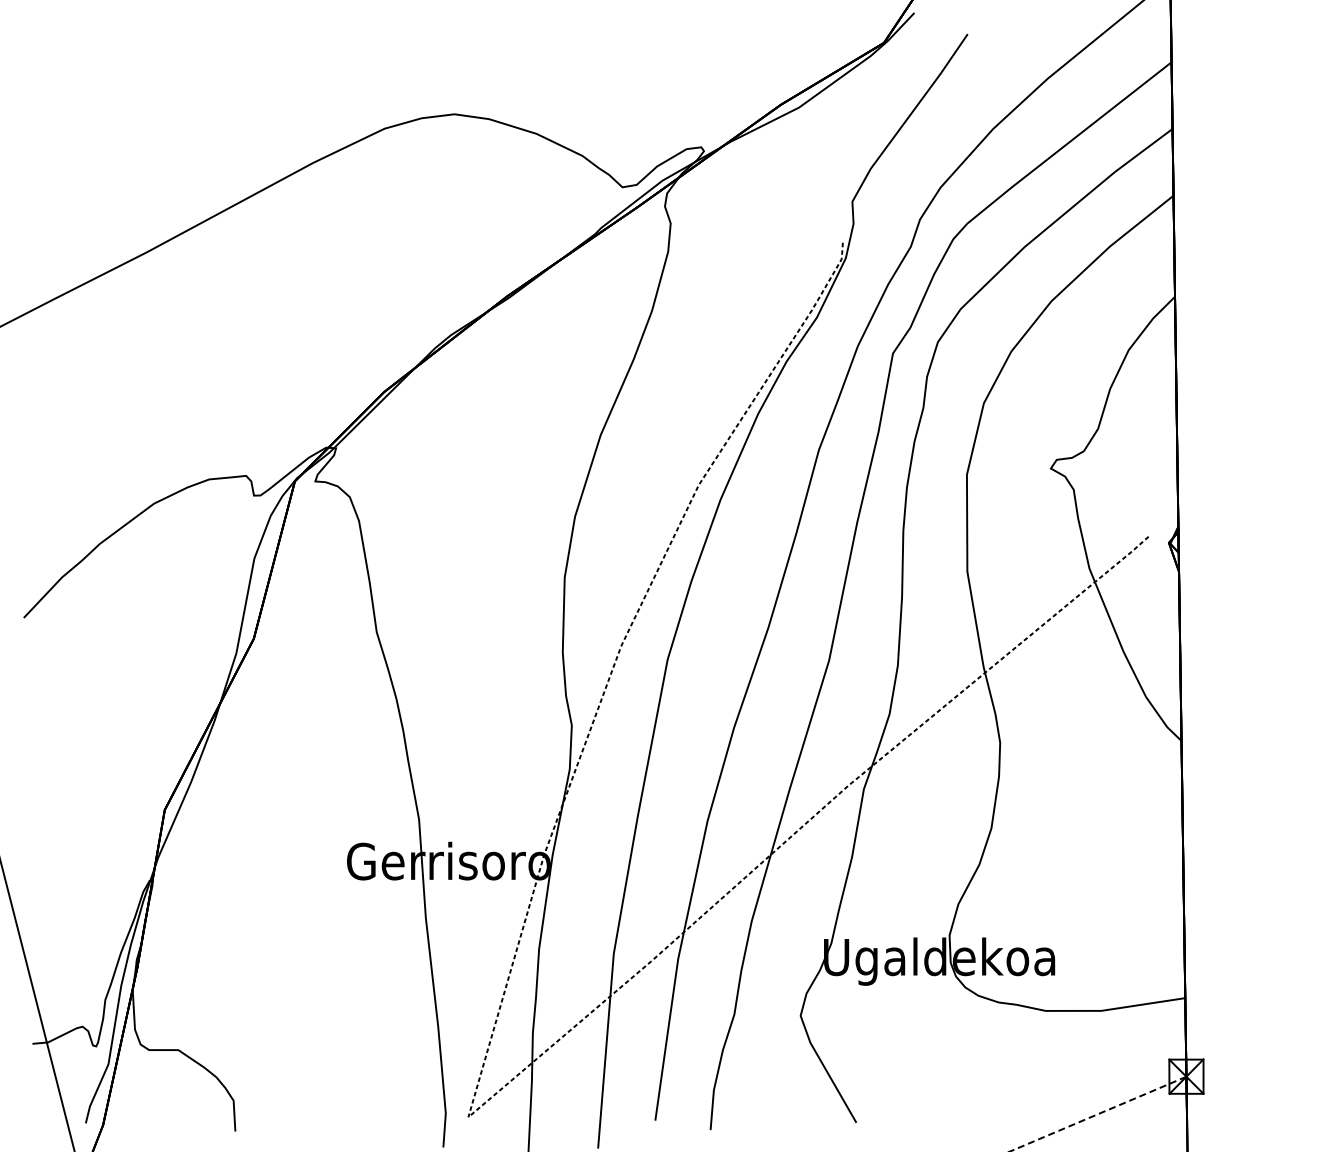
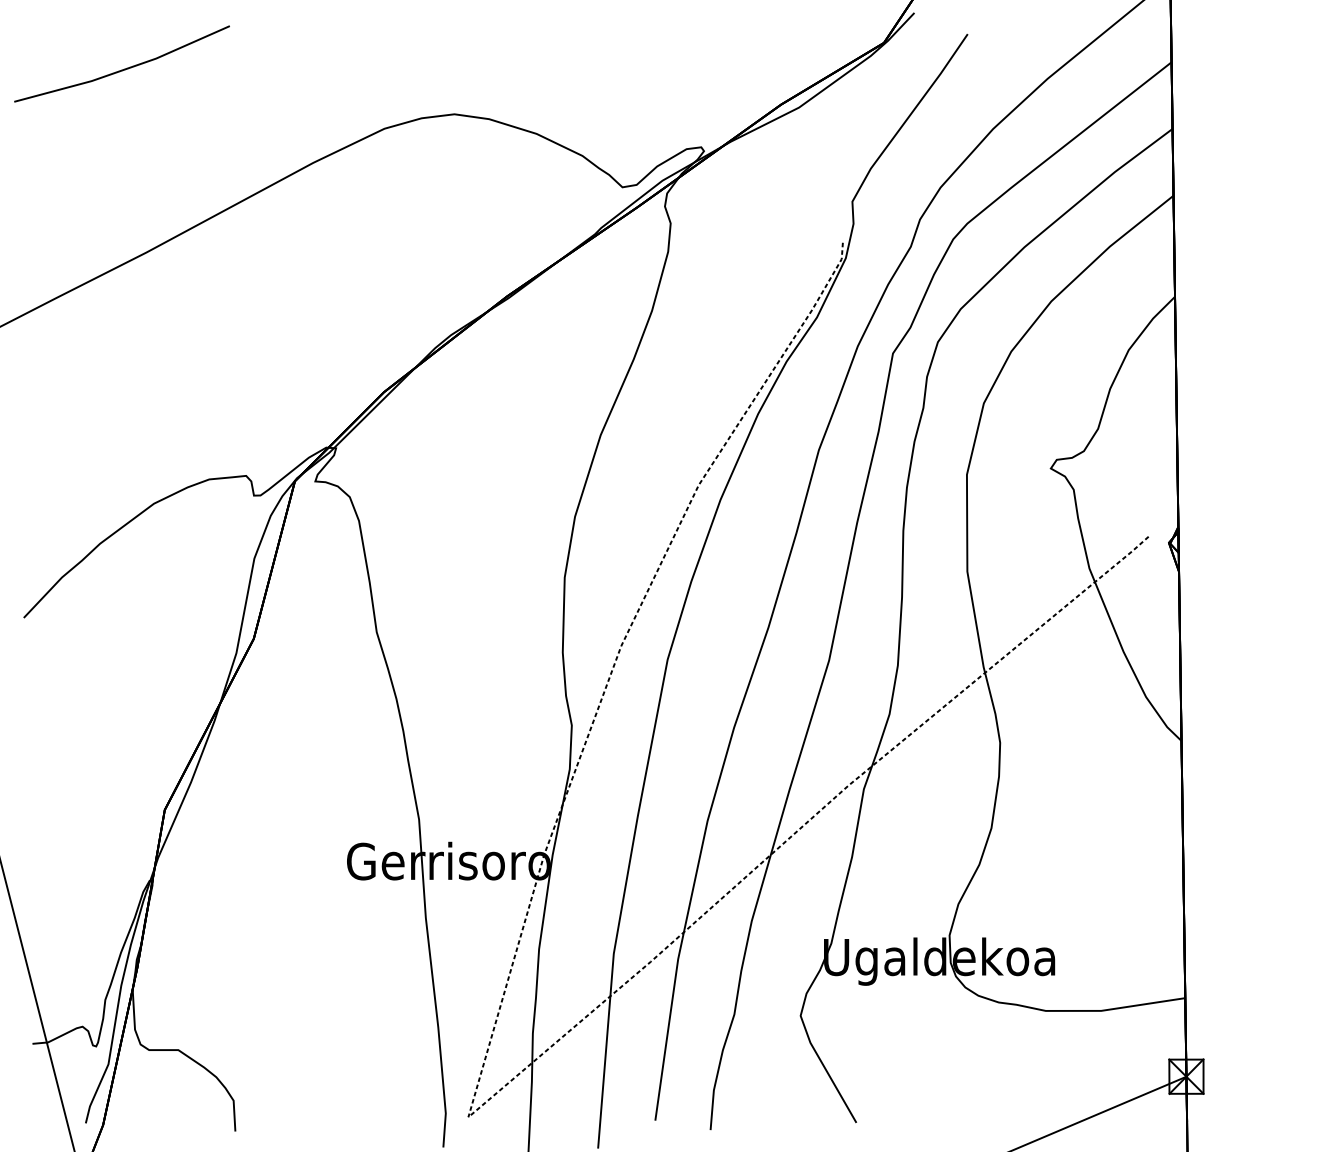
line: none -> present (124, 68)
line: dashed -> solid (1097, 1114)
